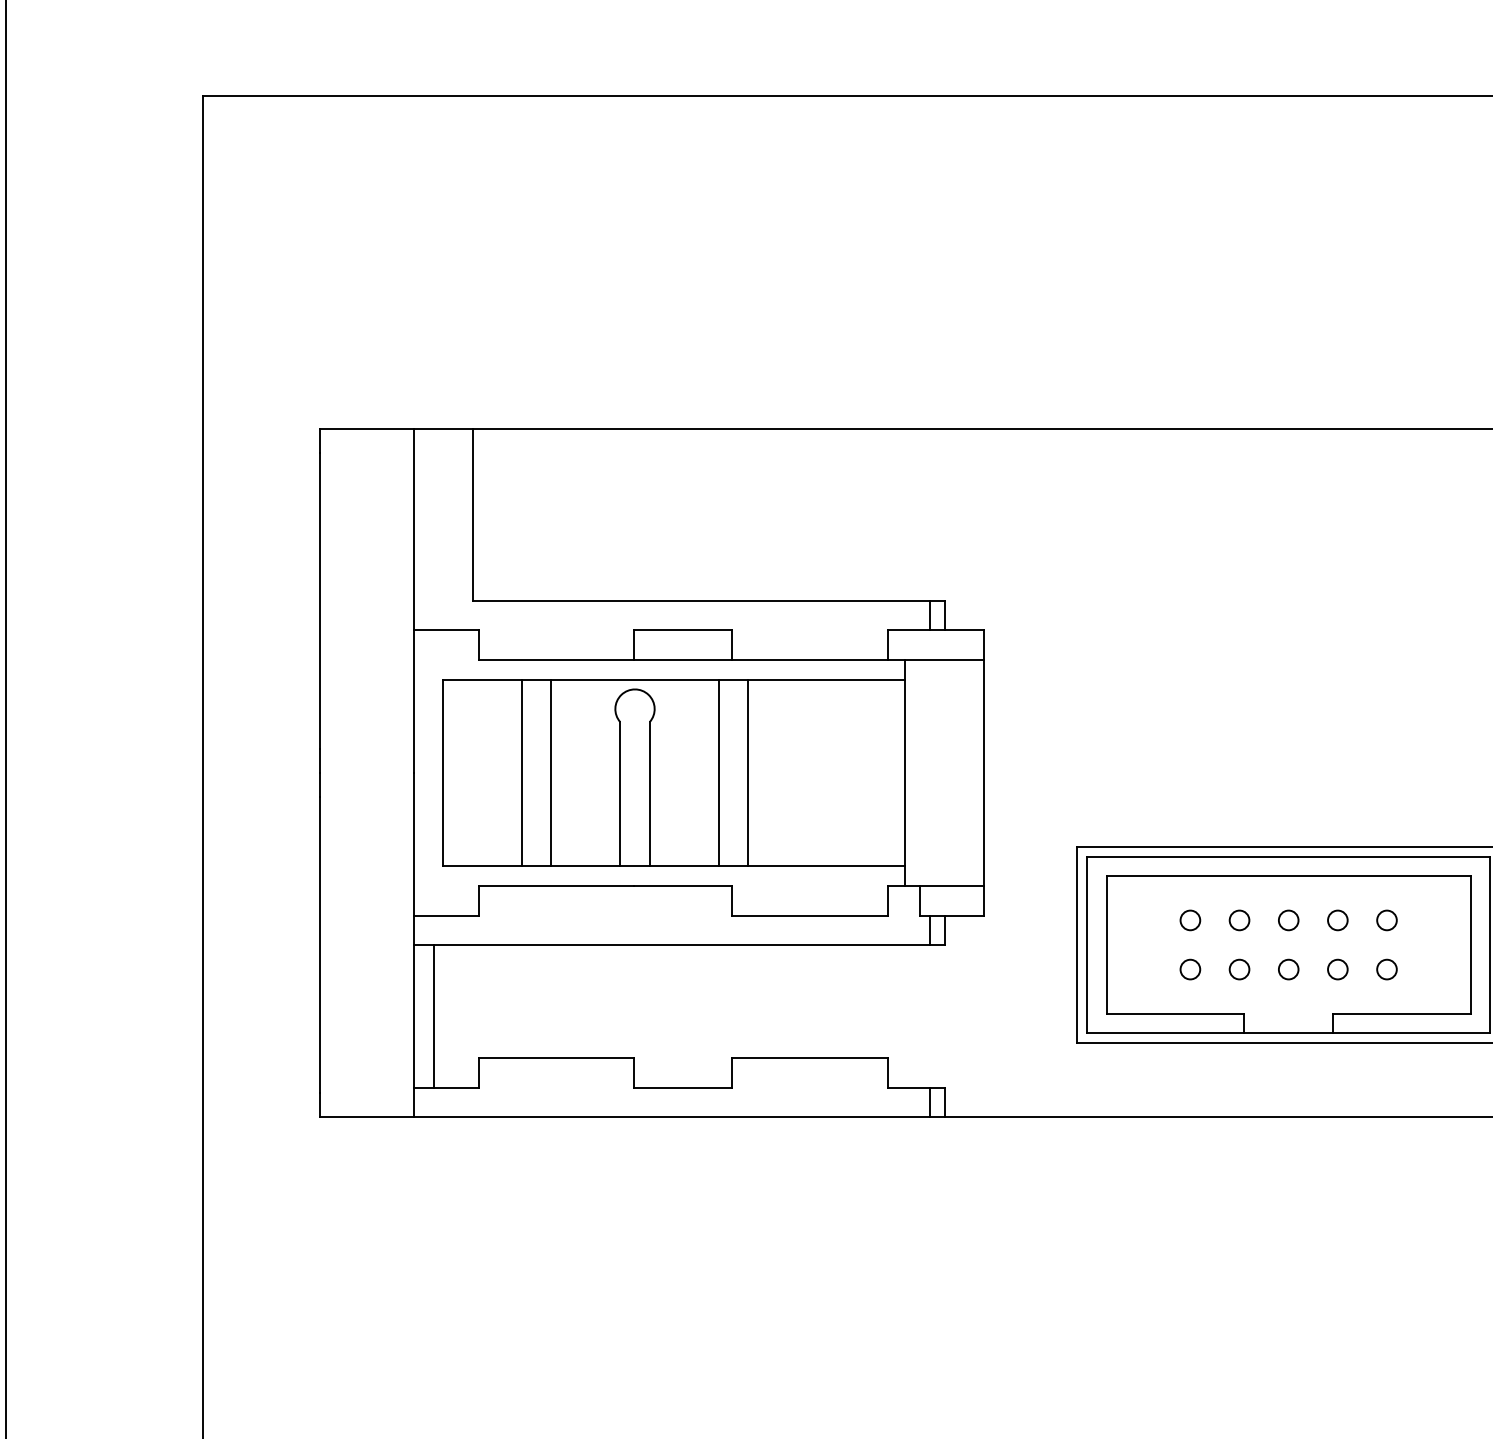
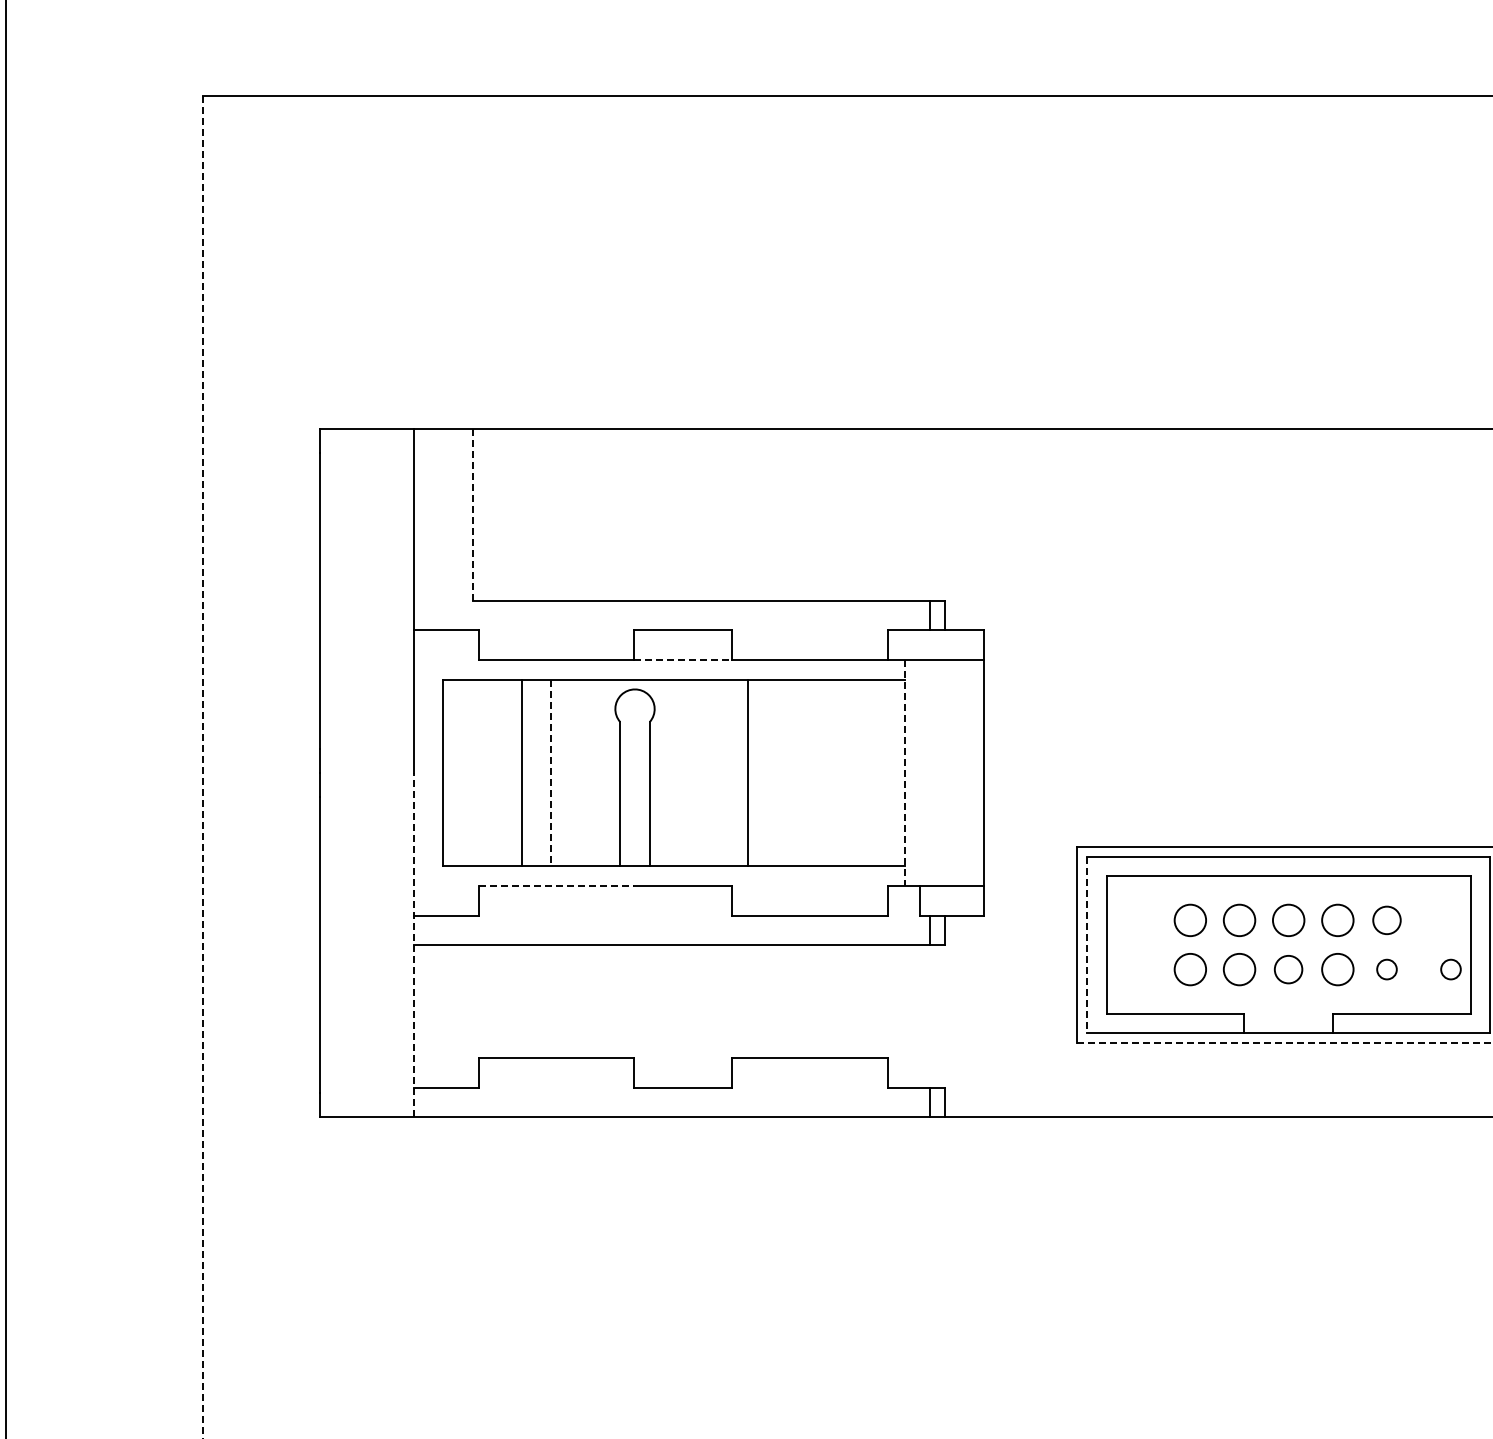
line: solid -> dashed (472, 514)
line: solid -> dashed (683, 659)
line: solid -> dashed (202, 767)
line: present -> none (718, 772)
line: solid -> dashed (551, 773)
line: solid -> dashed (905, 773)
line: solid -> dashed (556, 886)
circle diameter: 20 px -> 31 px (1190, 920)
circle diameter: 20 px -> 31 px (1239, 920)
circle diameter: 20 px -> 31 px (1288, 920)
circle diameter: 20 px -> 31 px (1337, 920)
circle size: 22x23 px -> 30x31 px (1386, 920)
line: solid -> dashed (413, 944)
line: solid -> dashed (1087, 945)
circle diameter: 20 px -> 31 px (1190, 969)
circle diameter: 20 px -> 31 px (1239, 969)
circle size: 22x23 px -> 31x30 px (1288, 969)
circle diameter: 20 px -> 31 px (1337, 969)
circle: none -> present (1450, 969)
line: present -> none (433, 1016)
line: solid -> dashed (1285, 1043)
